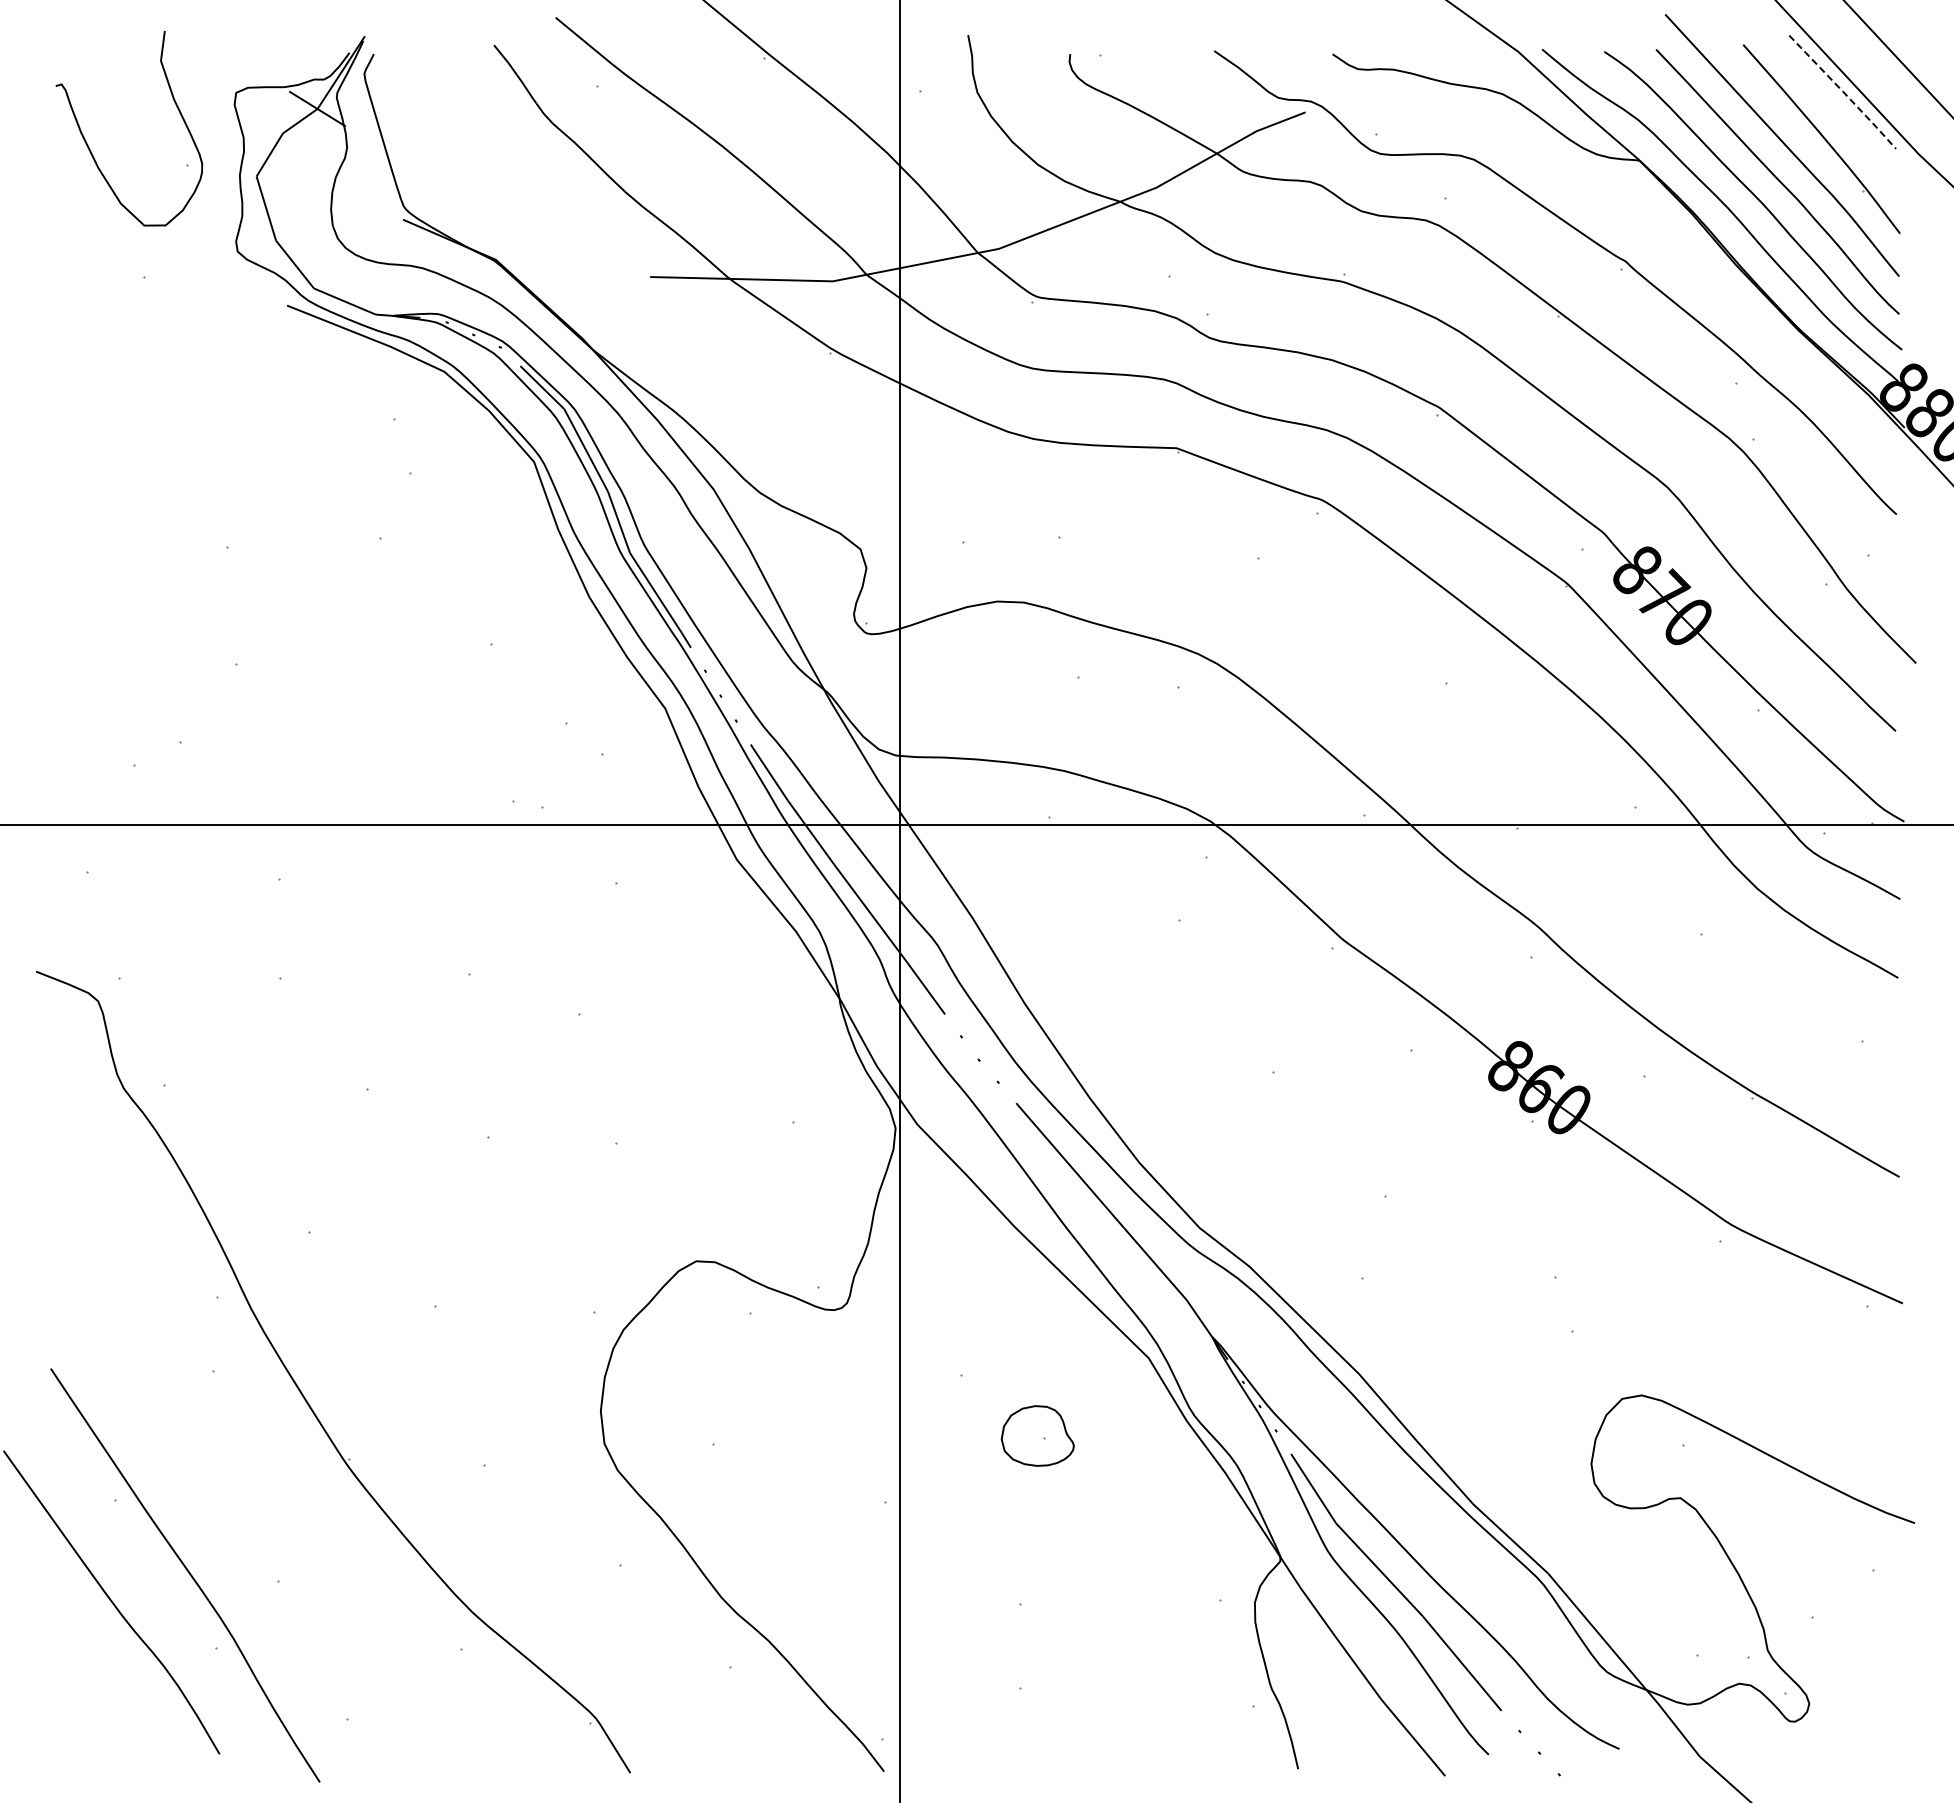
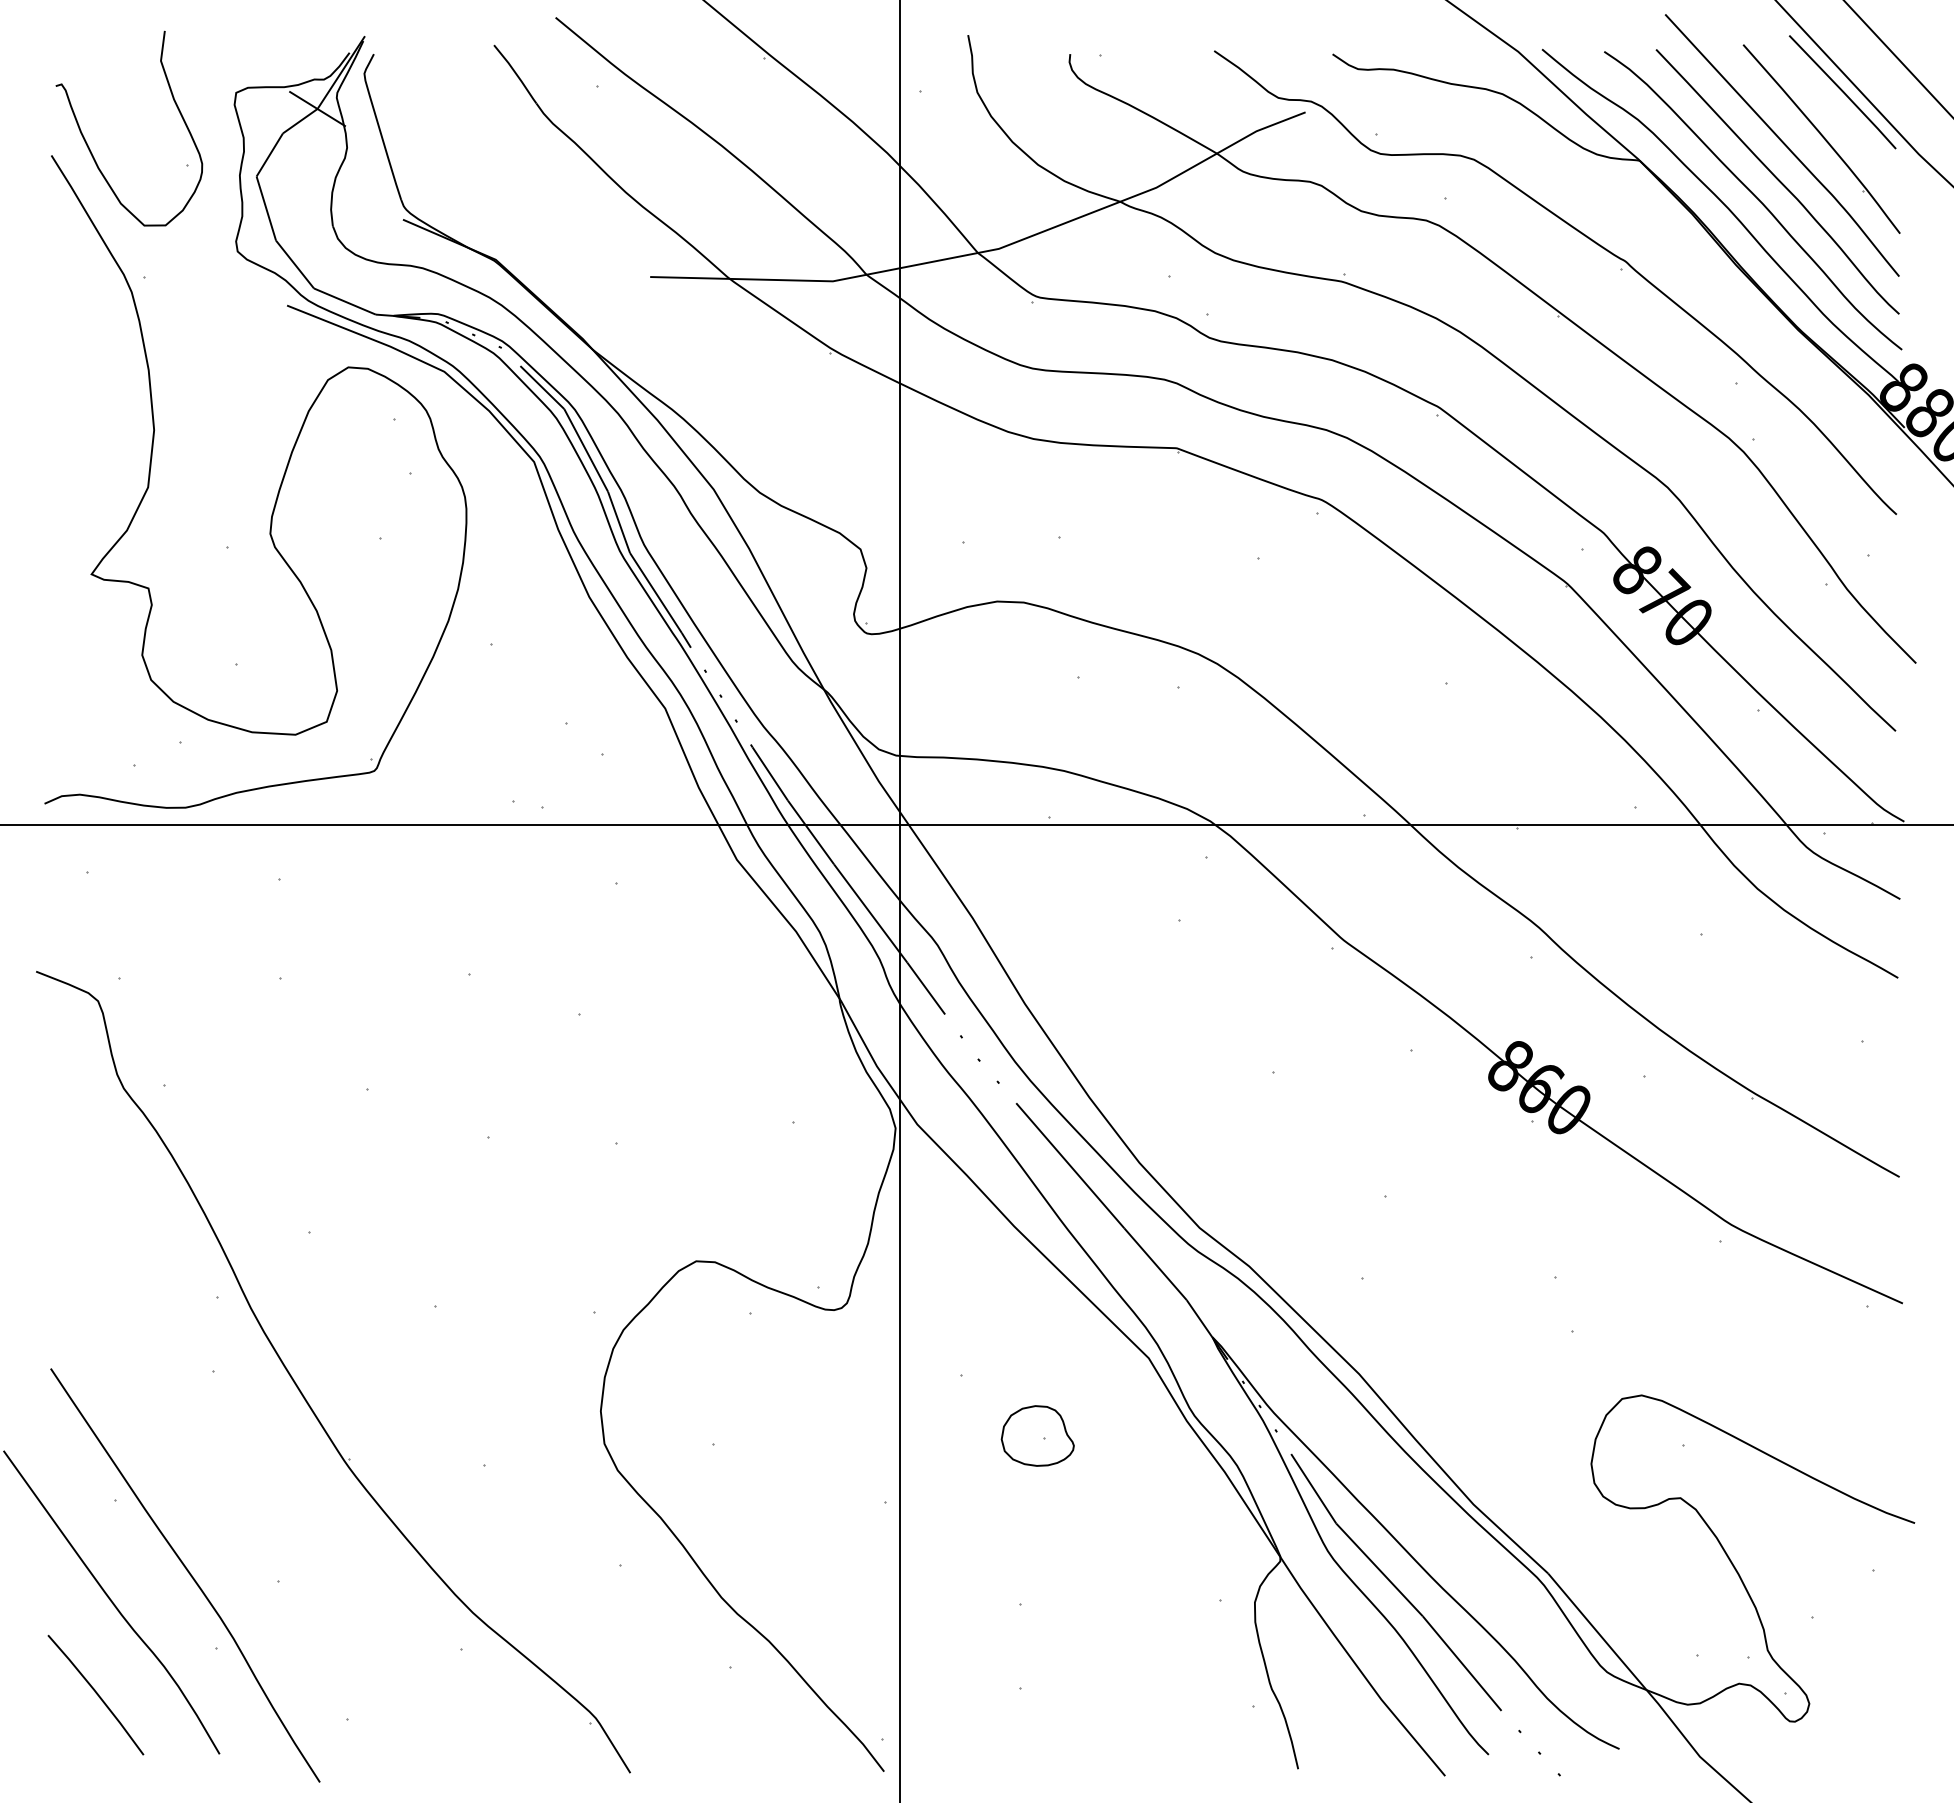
line: dashed -> solid (1843, 92)
part: none -> present (278, 489)
line: none -> present (95, 1693)
